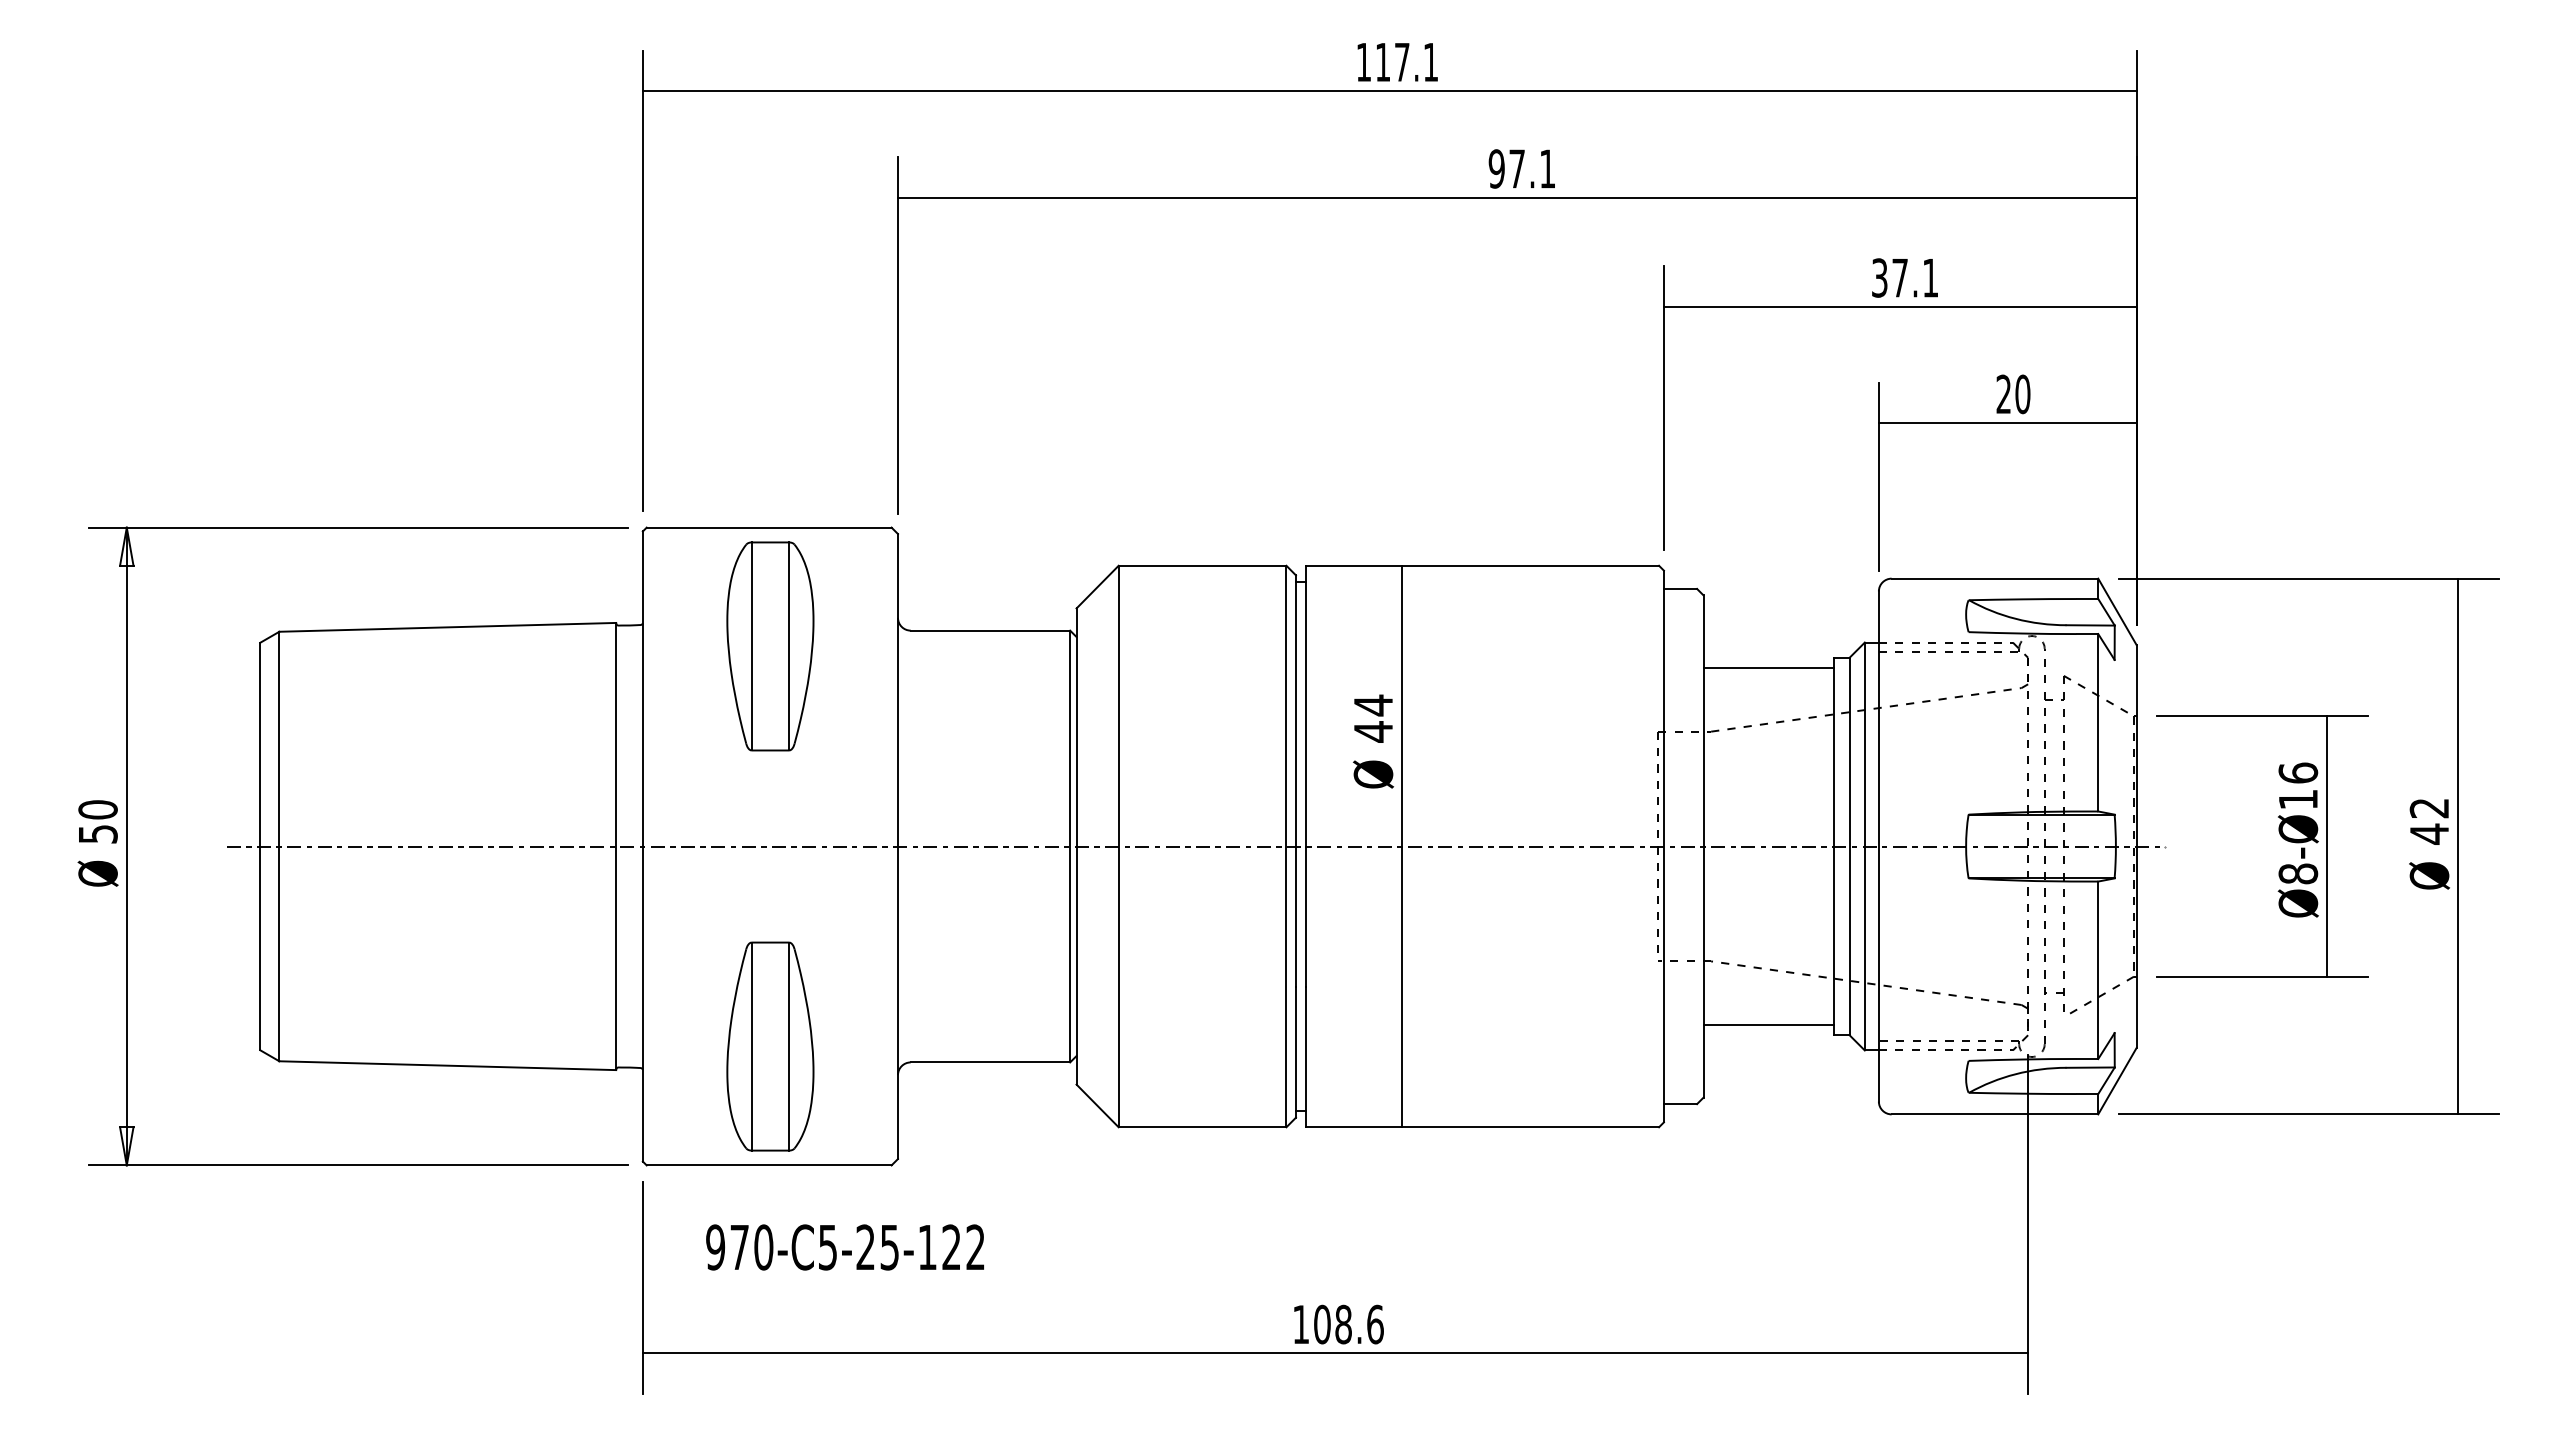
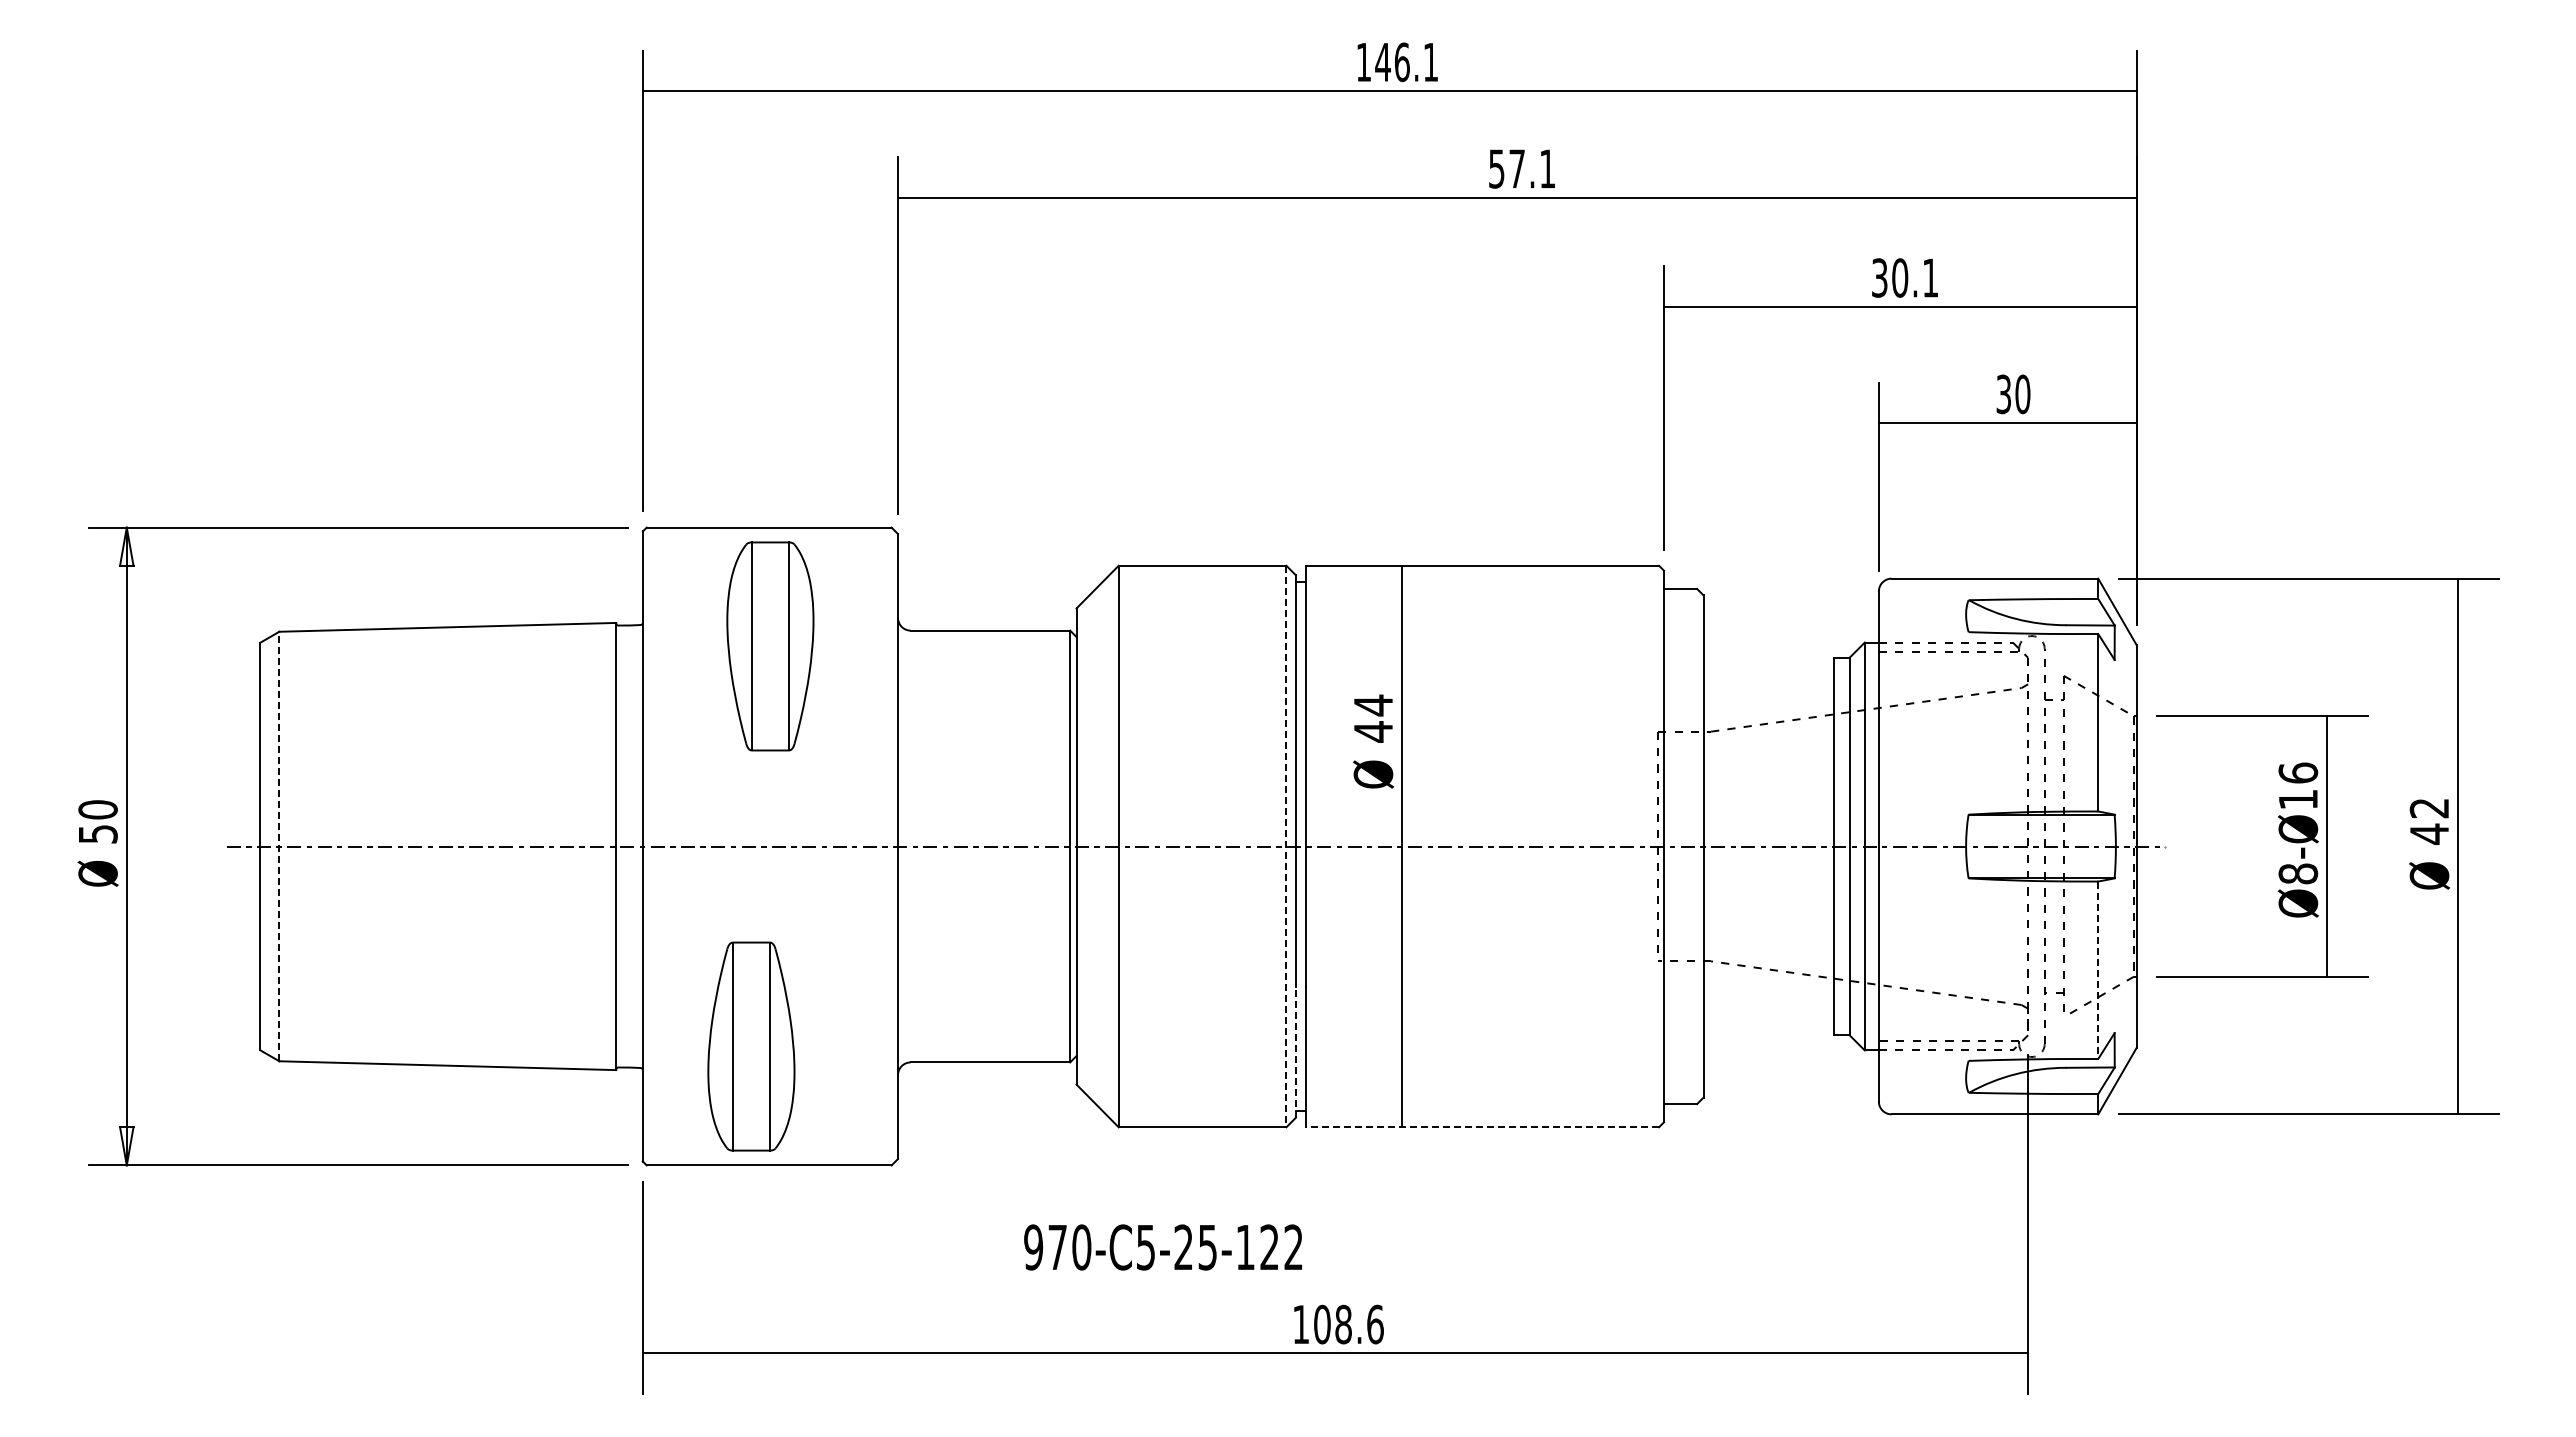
text: 117.1 -> 146.1 (1392, 62)
text: 97.1 -> 57.1 (1496, 168)
text: 37.1 -> 30.1 (1900, 277)
text: 20 -> 30 (2003, 394)
line: present -> none (1768, 668)
line: solid -> dashed (279, 846)
line: solid -> dashed (1286, 846)
line: solid -> dashed (2098, 970)
line: present -> none (1768, 1025)
part position: (770, 1046) -> (751, 1046) (751, 1046)
line: solid -> dashed (1295, 1051)
line: solid -> dashed (1482, 1127)
text position: (844, 1247) -> (1162, 1247) (1162, 1247)
